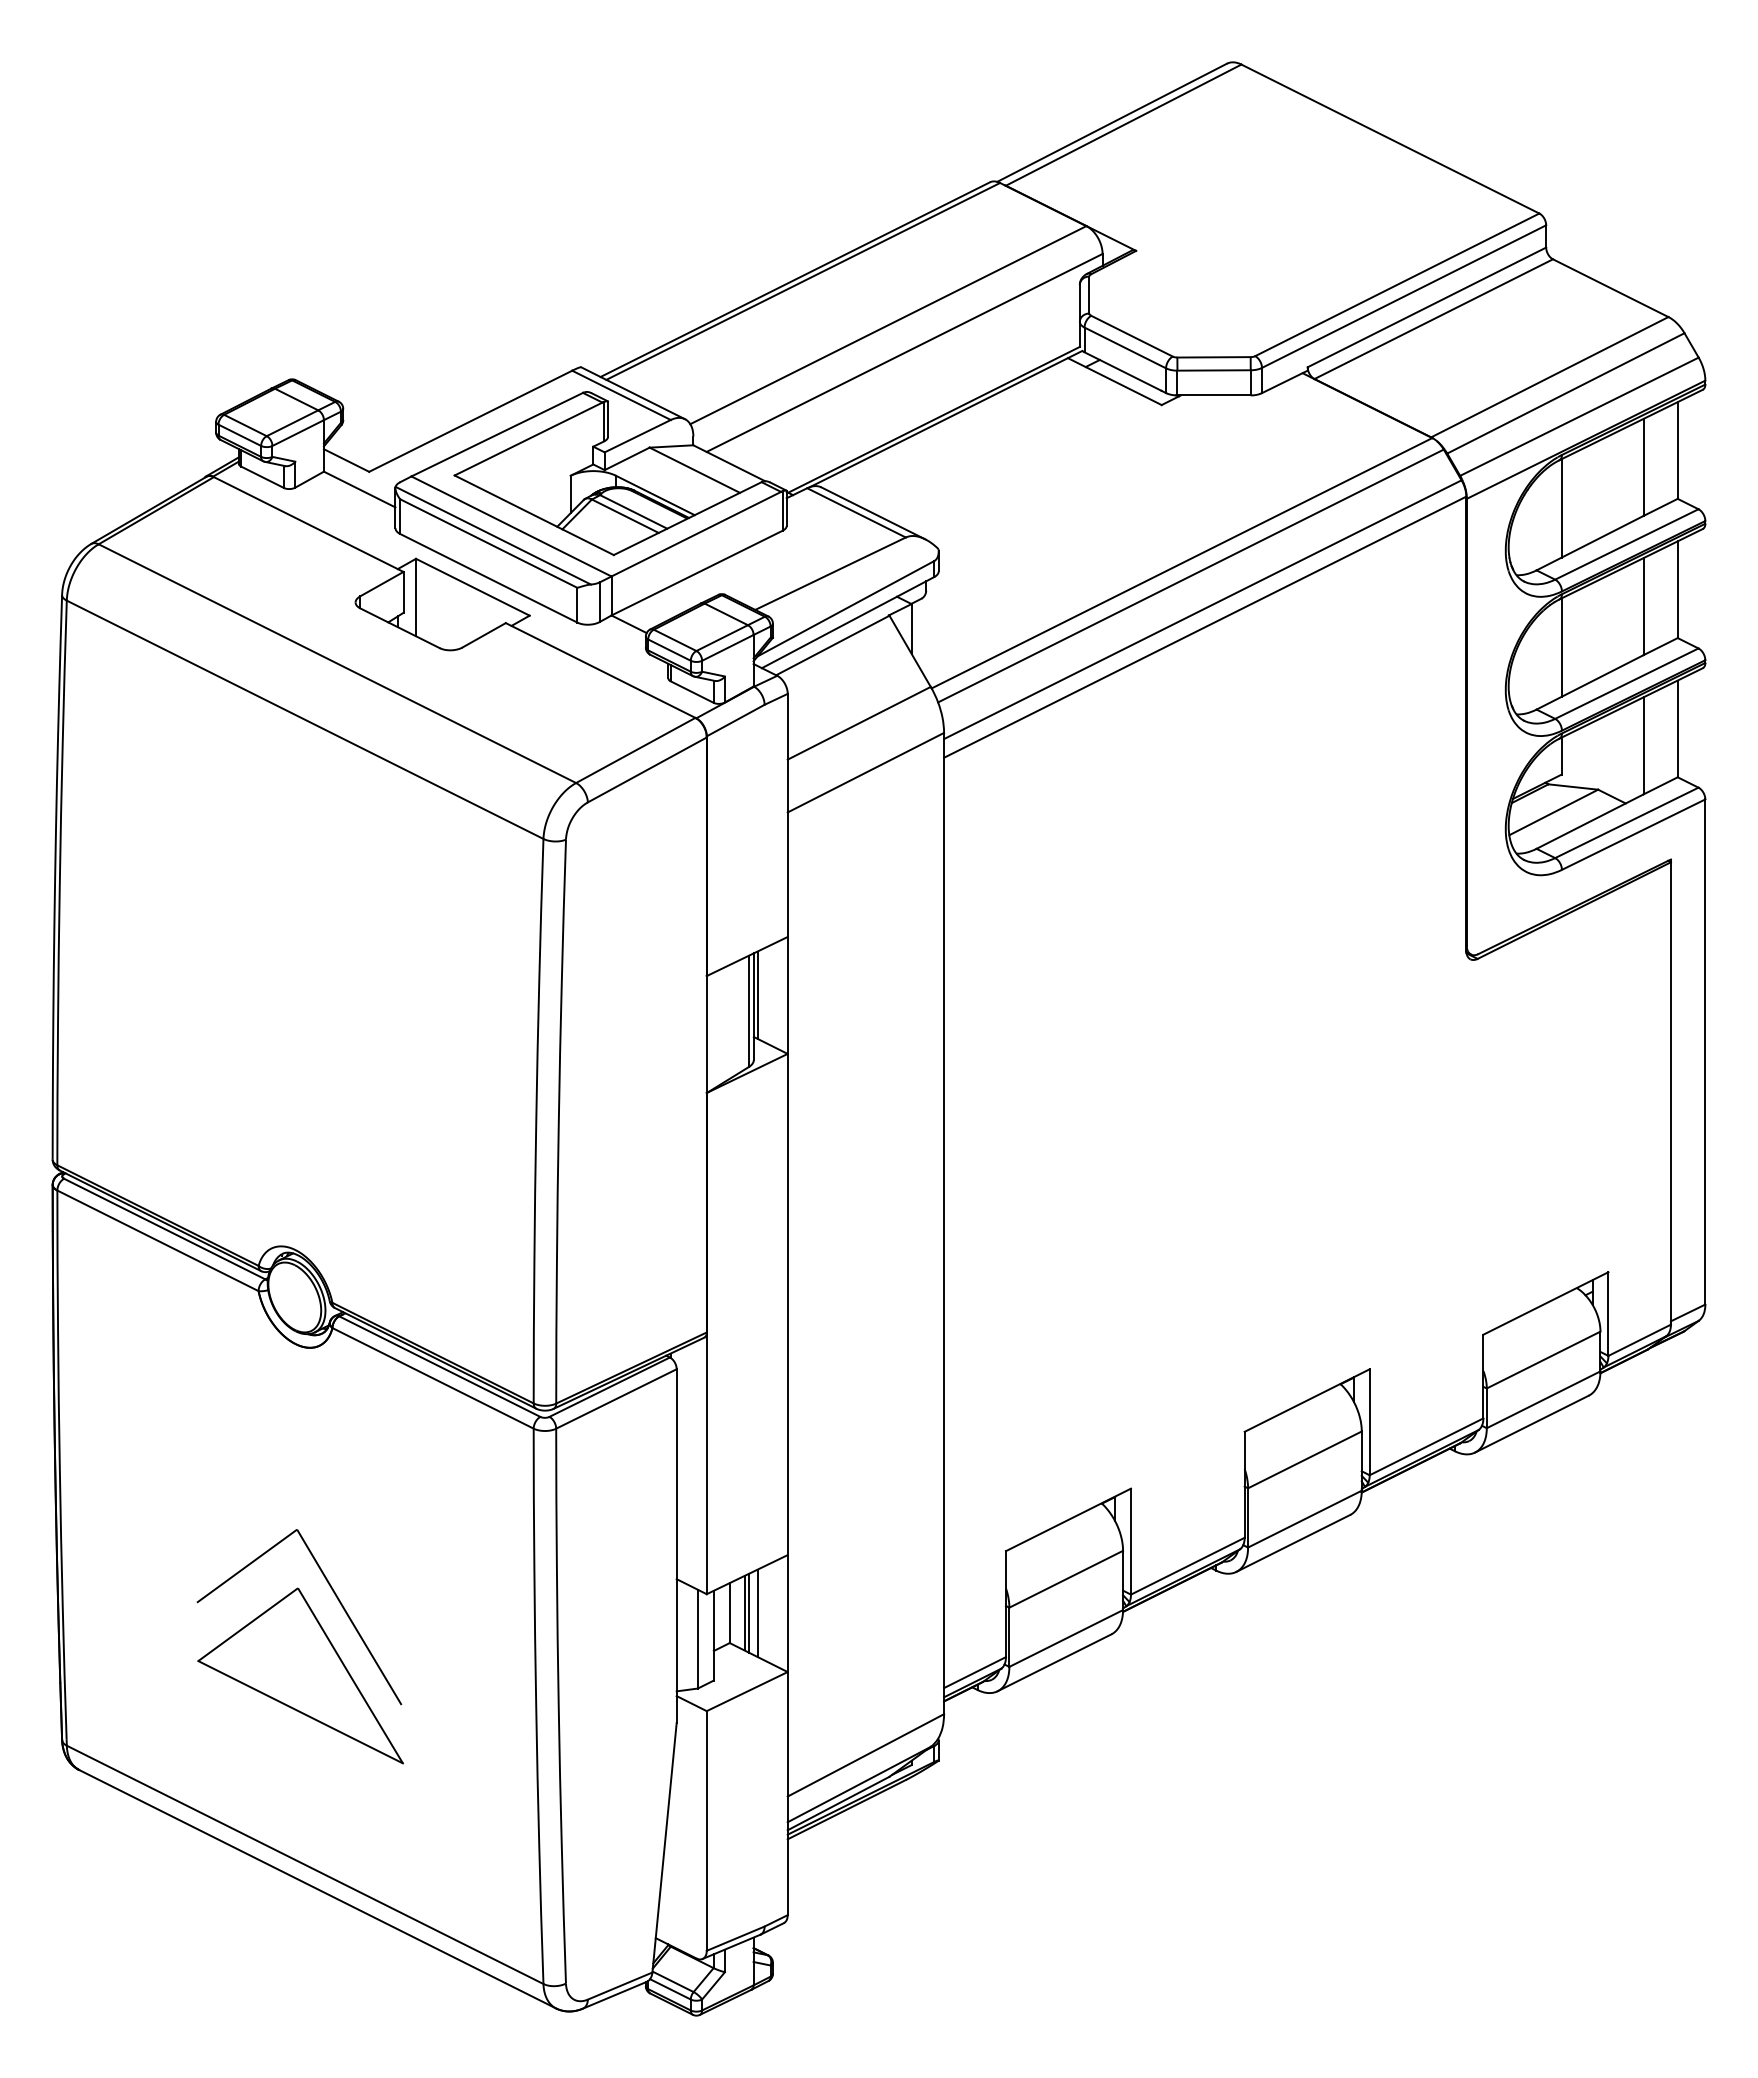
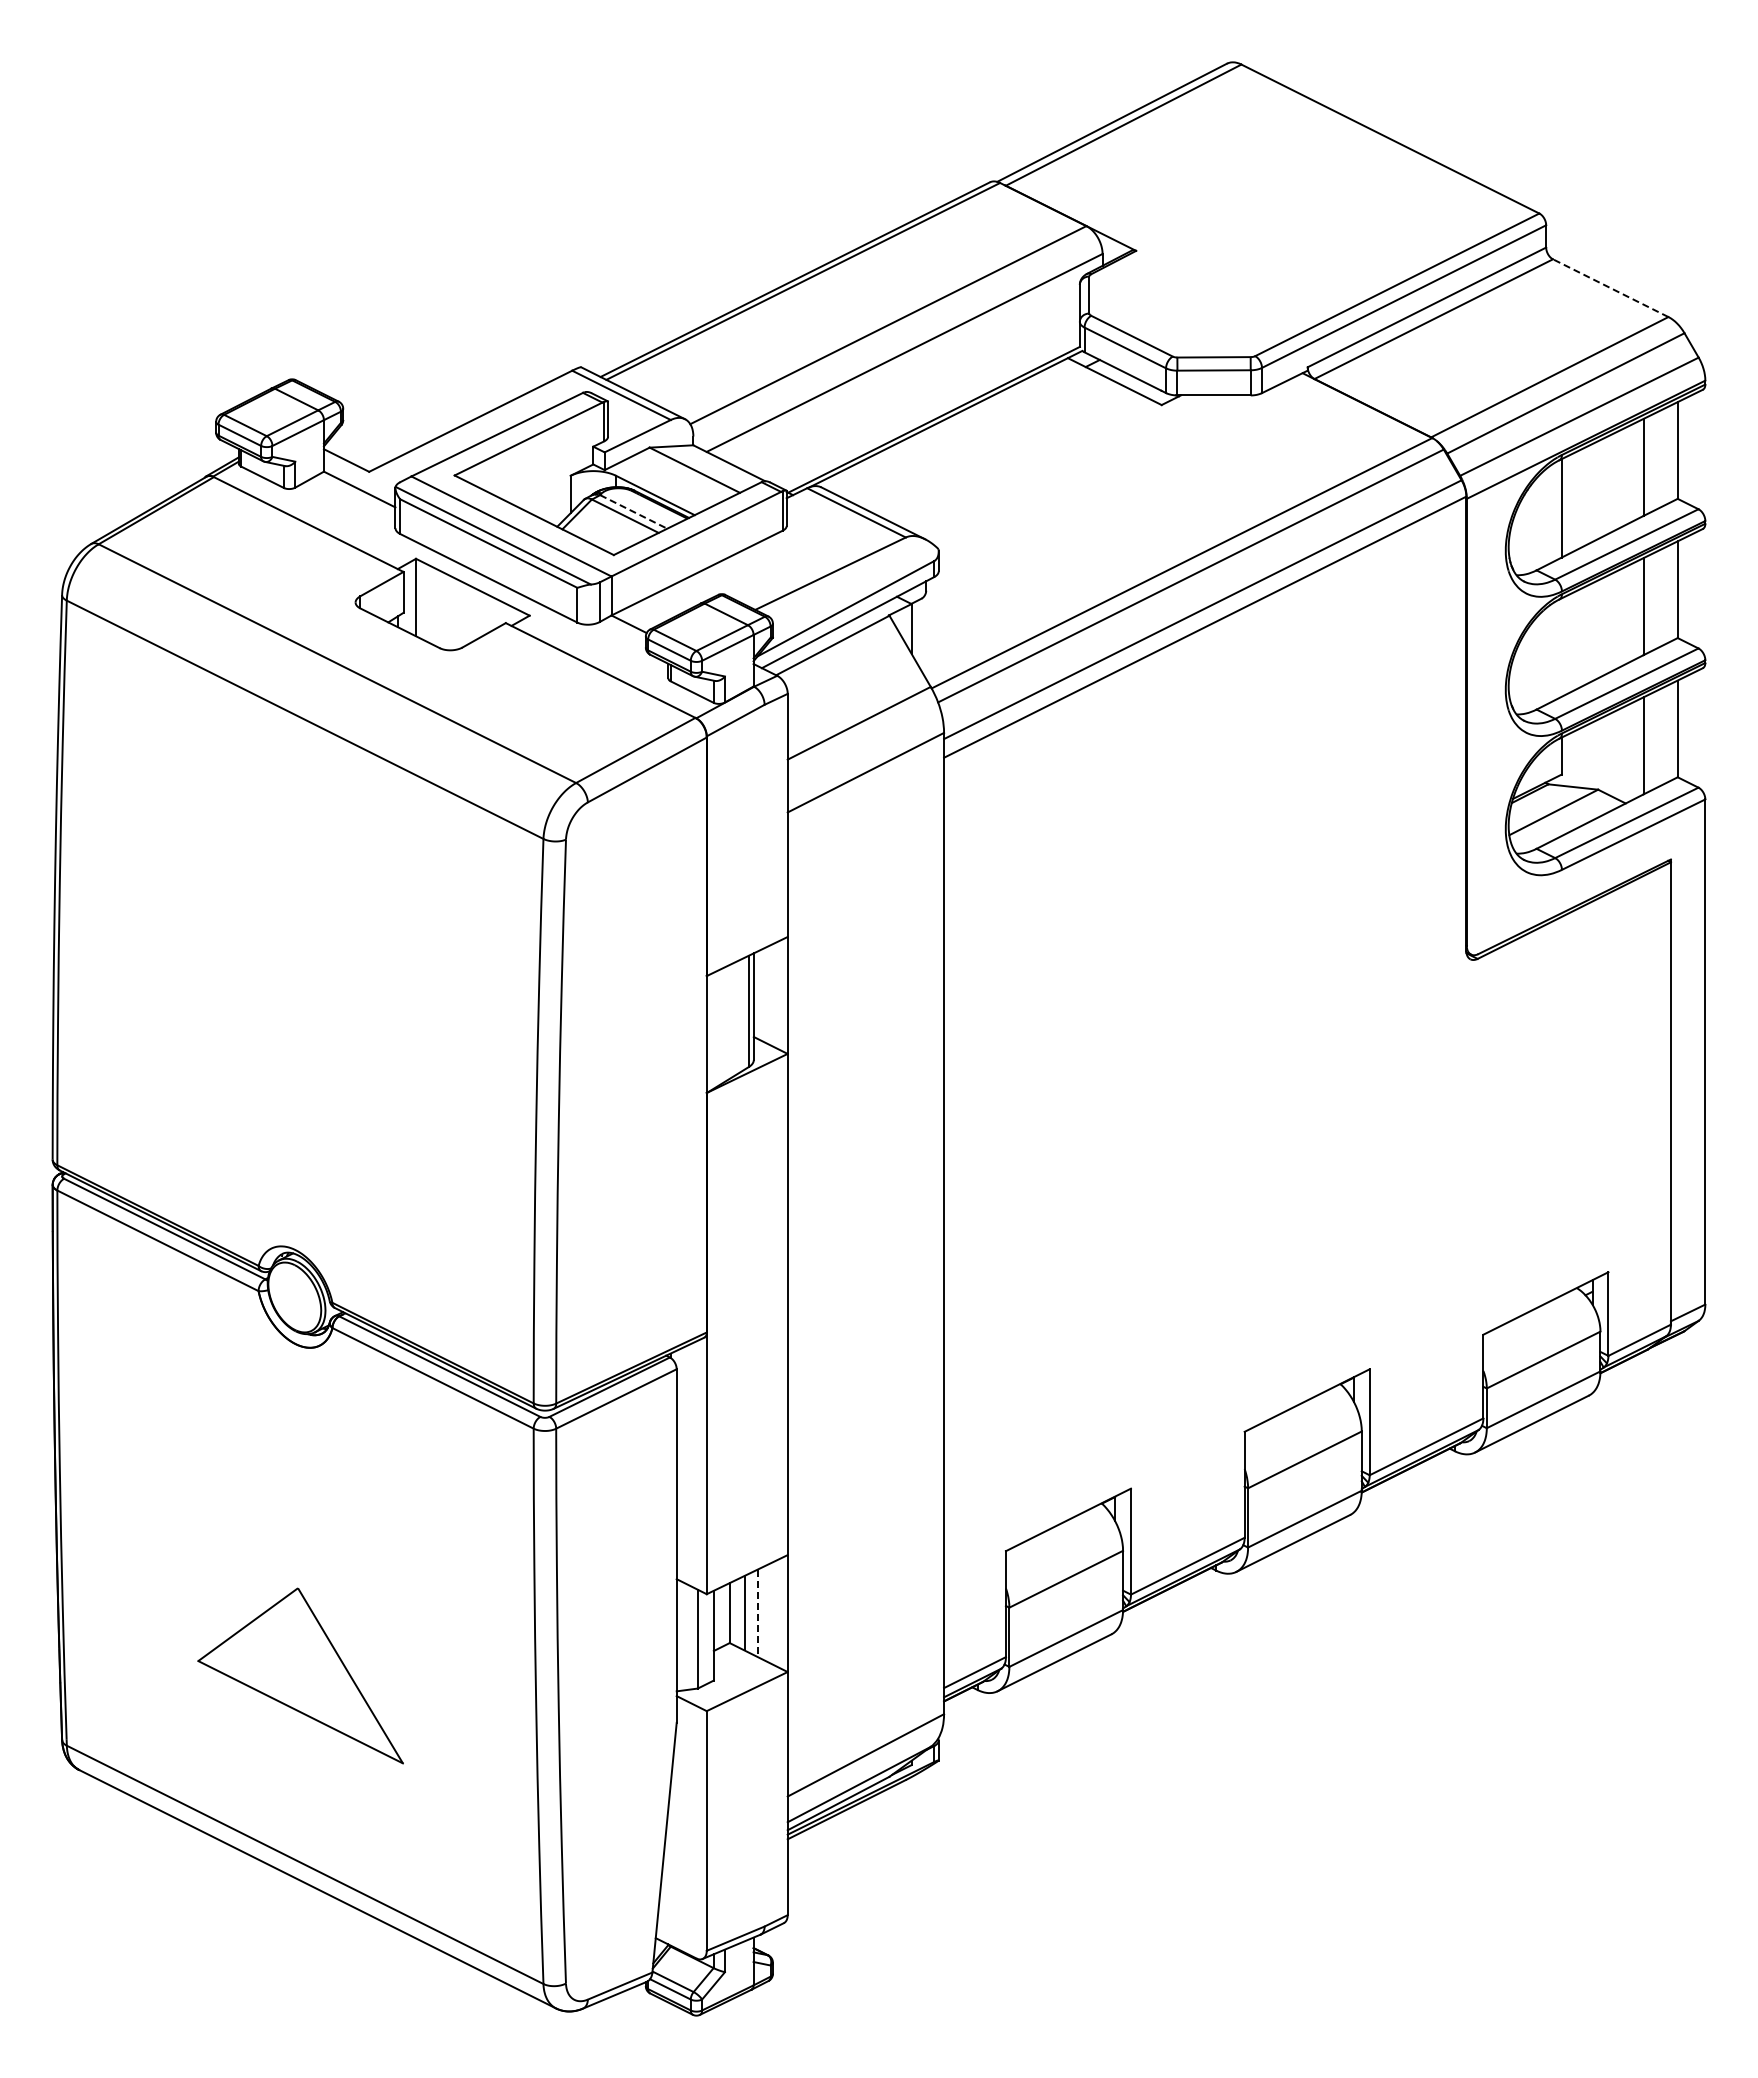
line: solid -> dashed (1610, 288)
line: solid -> dashed (633, 511)
line: present -> none (1561, 647)
line: present -> none (757, 994)
part: present -> none (336, 1598)
line: present -> none (748, 1612)
line: solid -> dashed (757, 1613)
